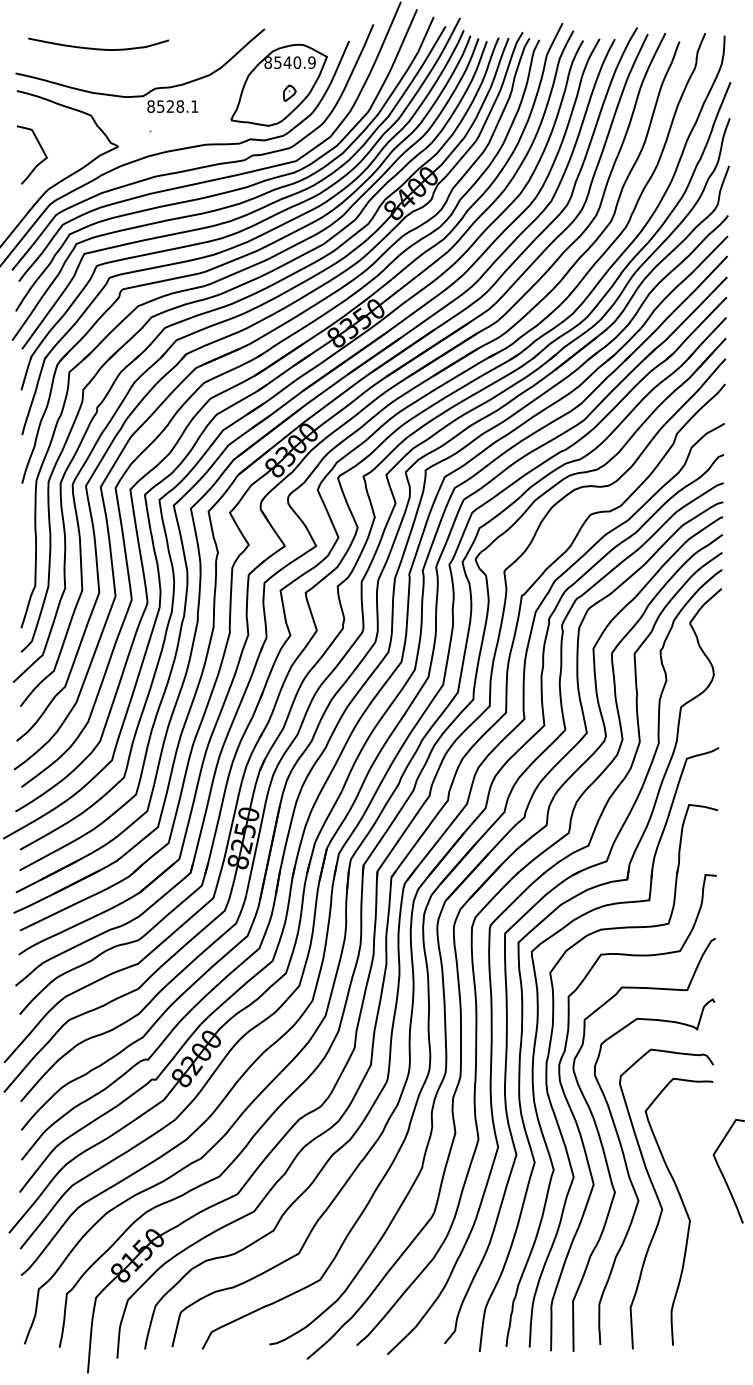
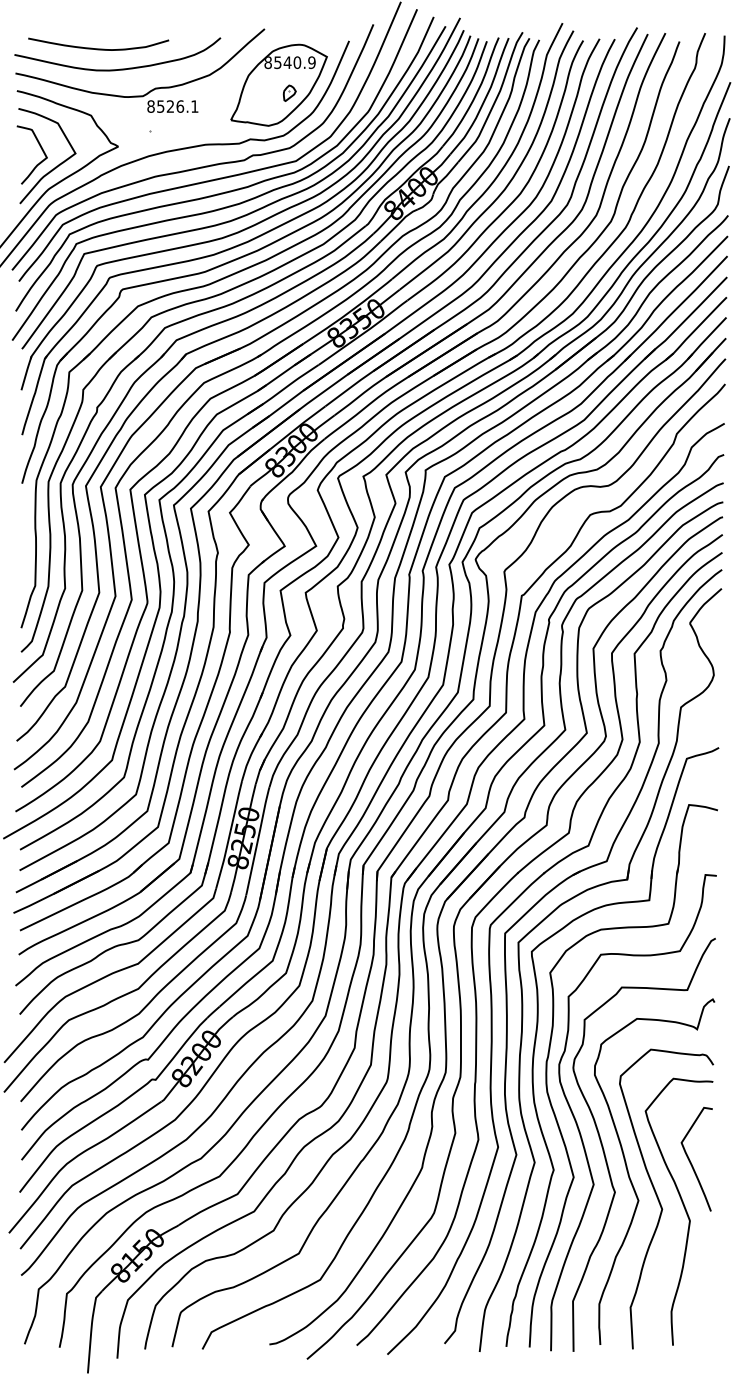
curve: none -> present (119, 68)
text: 8528.1 -> 8526.1 (180, 106)
curve: none -> present (55, 166)
curve position: (723, 1174) -> (691, 1162) (691, 1162)
